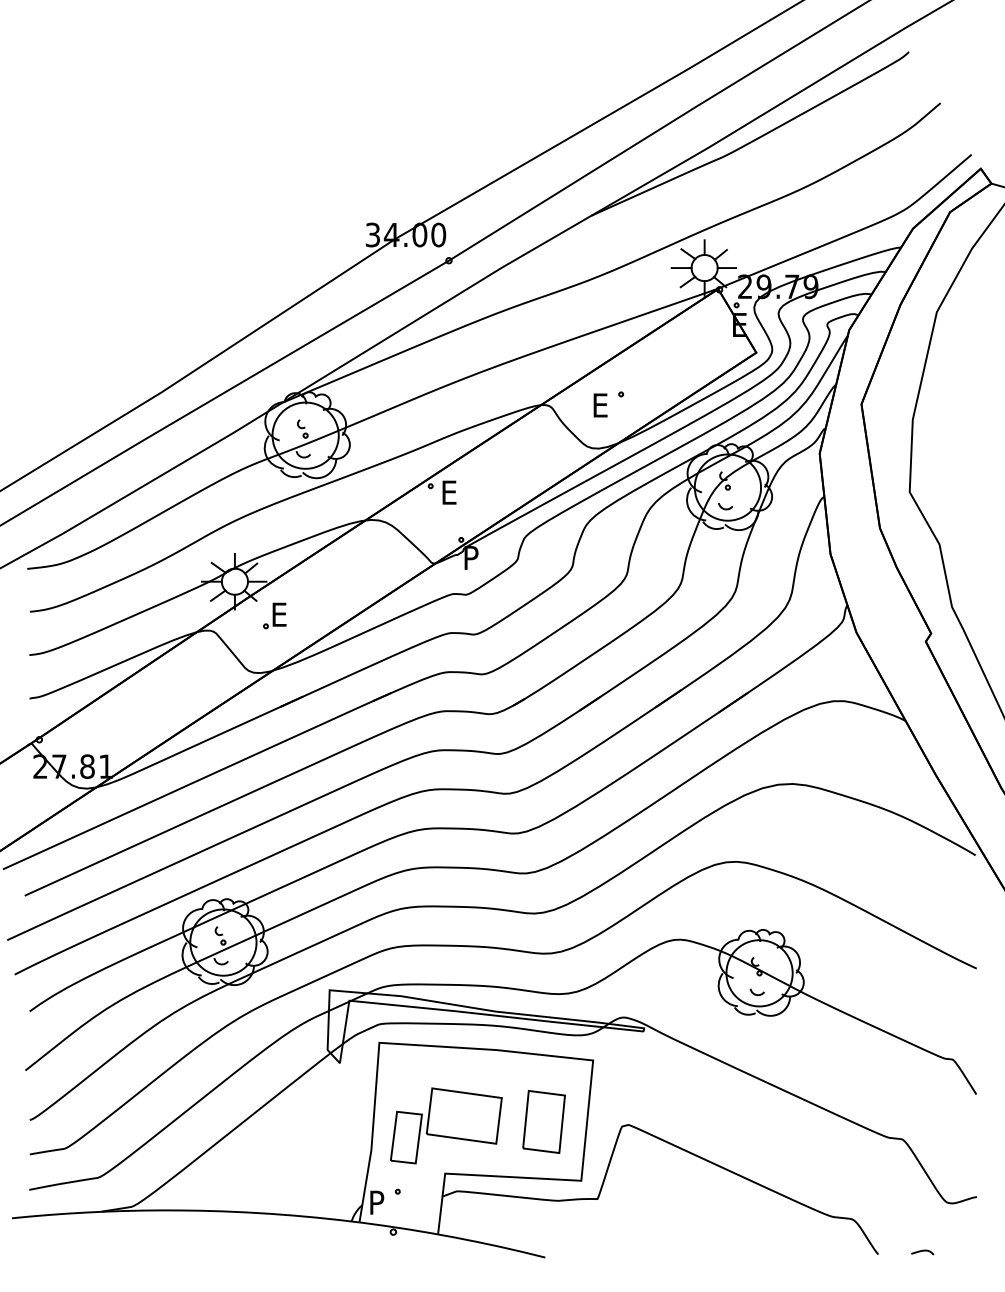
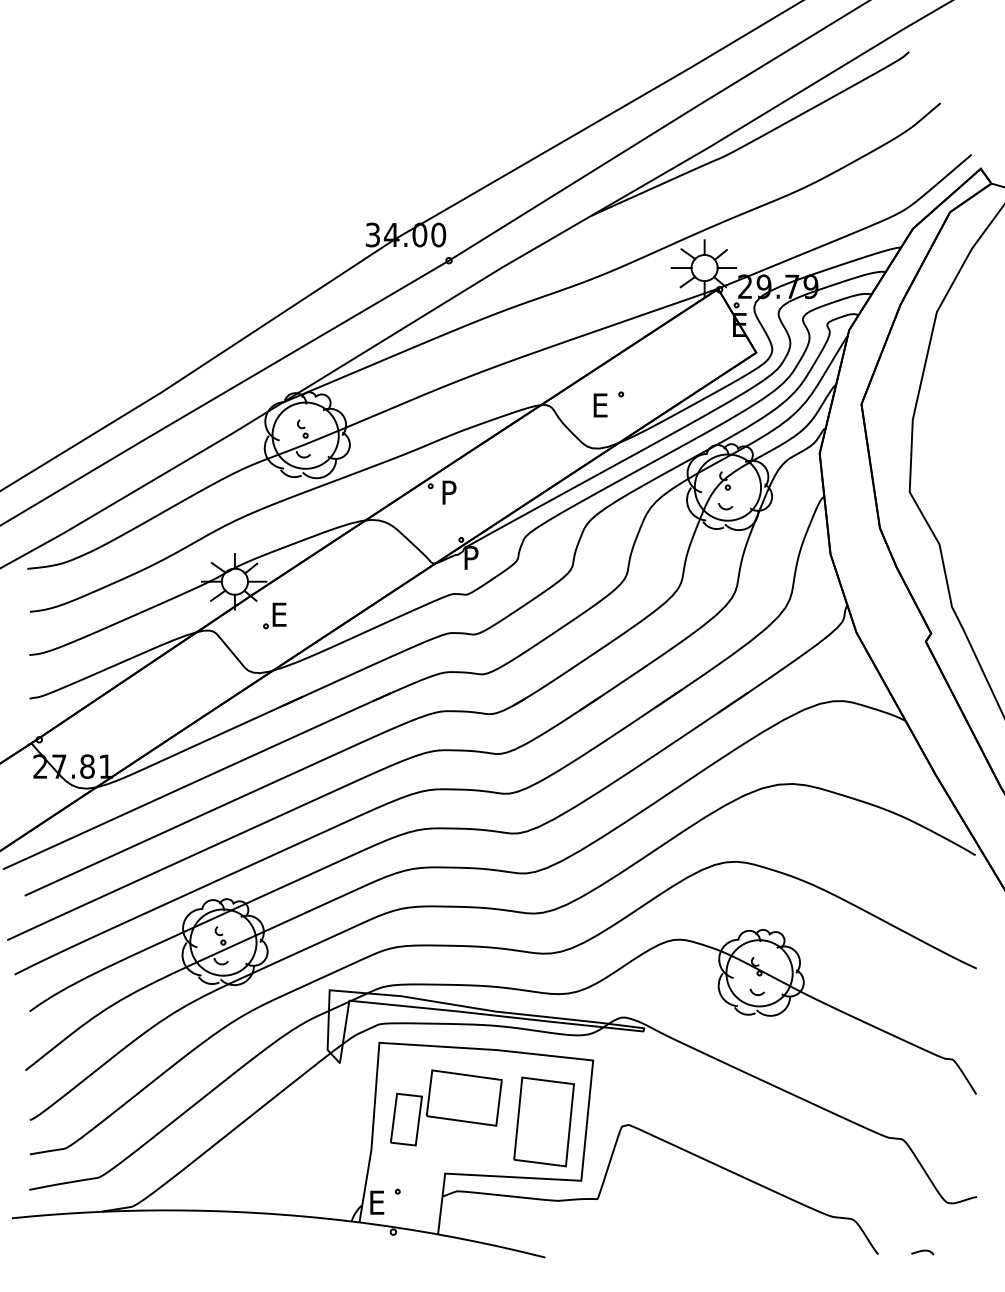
text: E -> P (450, 492)
part size: 44x64 px -> 62x92 px (543, 1121)
part position: (446, 1125) -> (446, 1107) (446, 1107)
text: P -> E (378, 1202)
